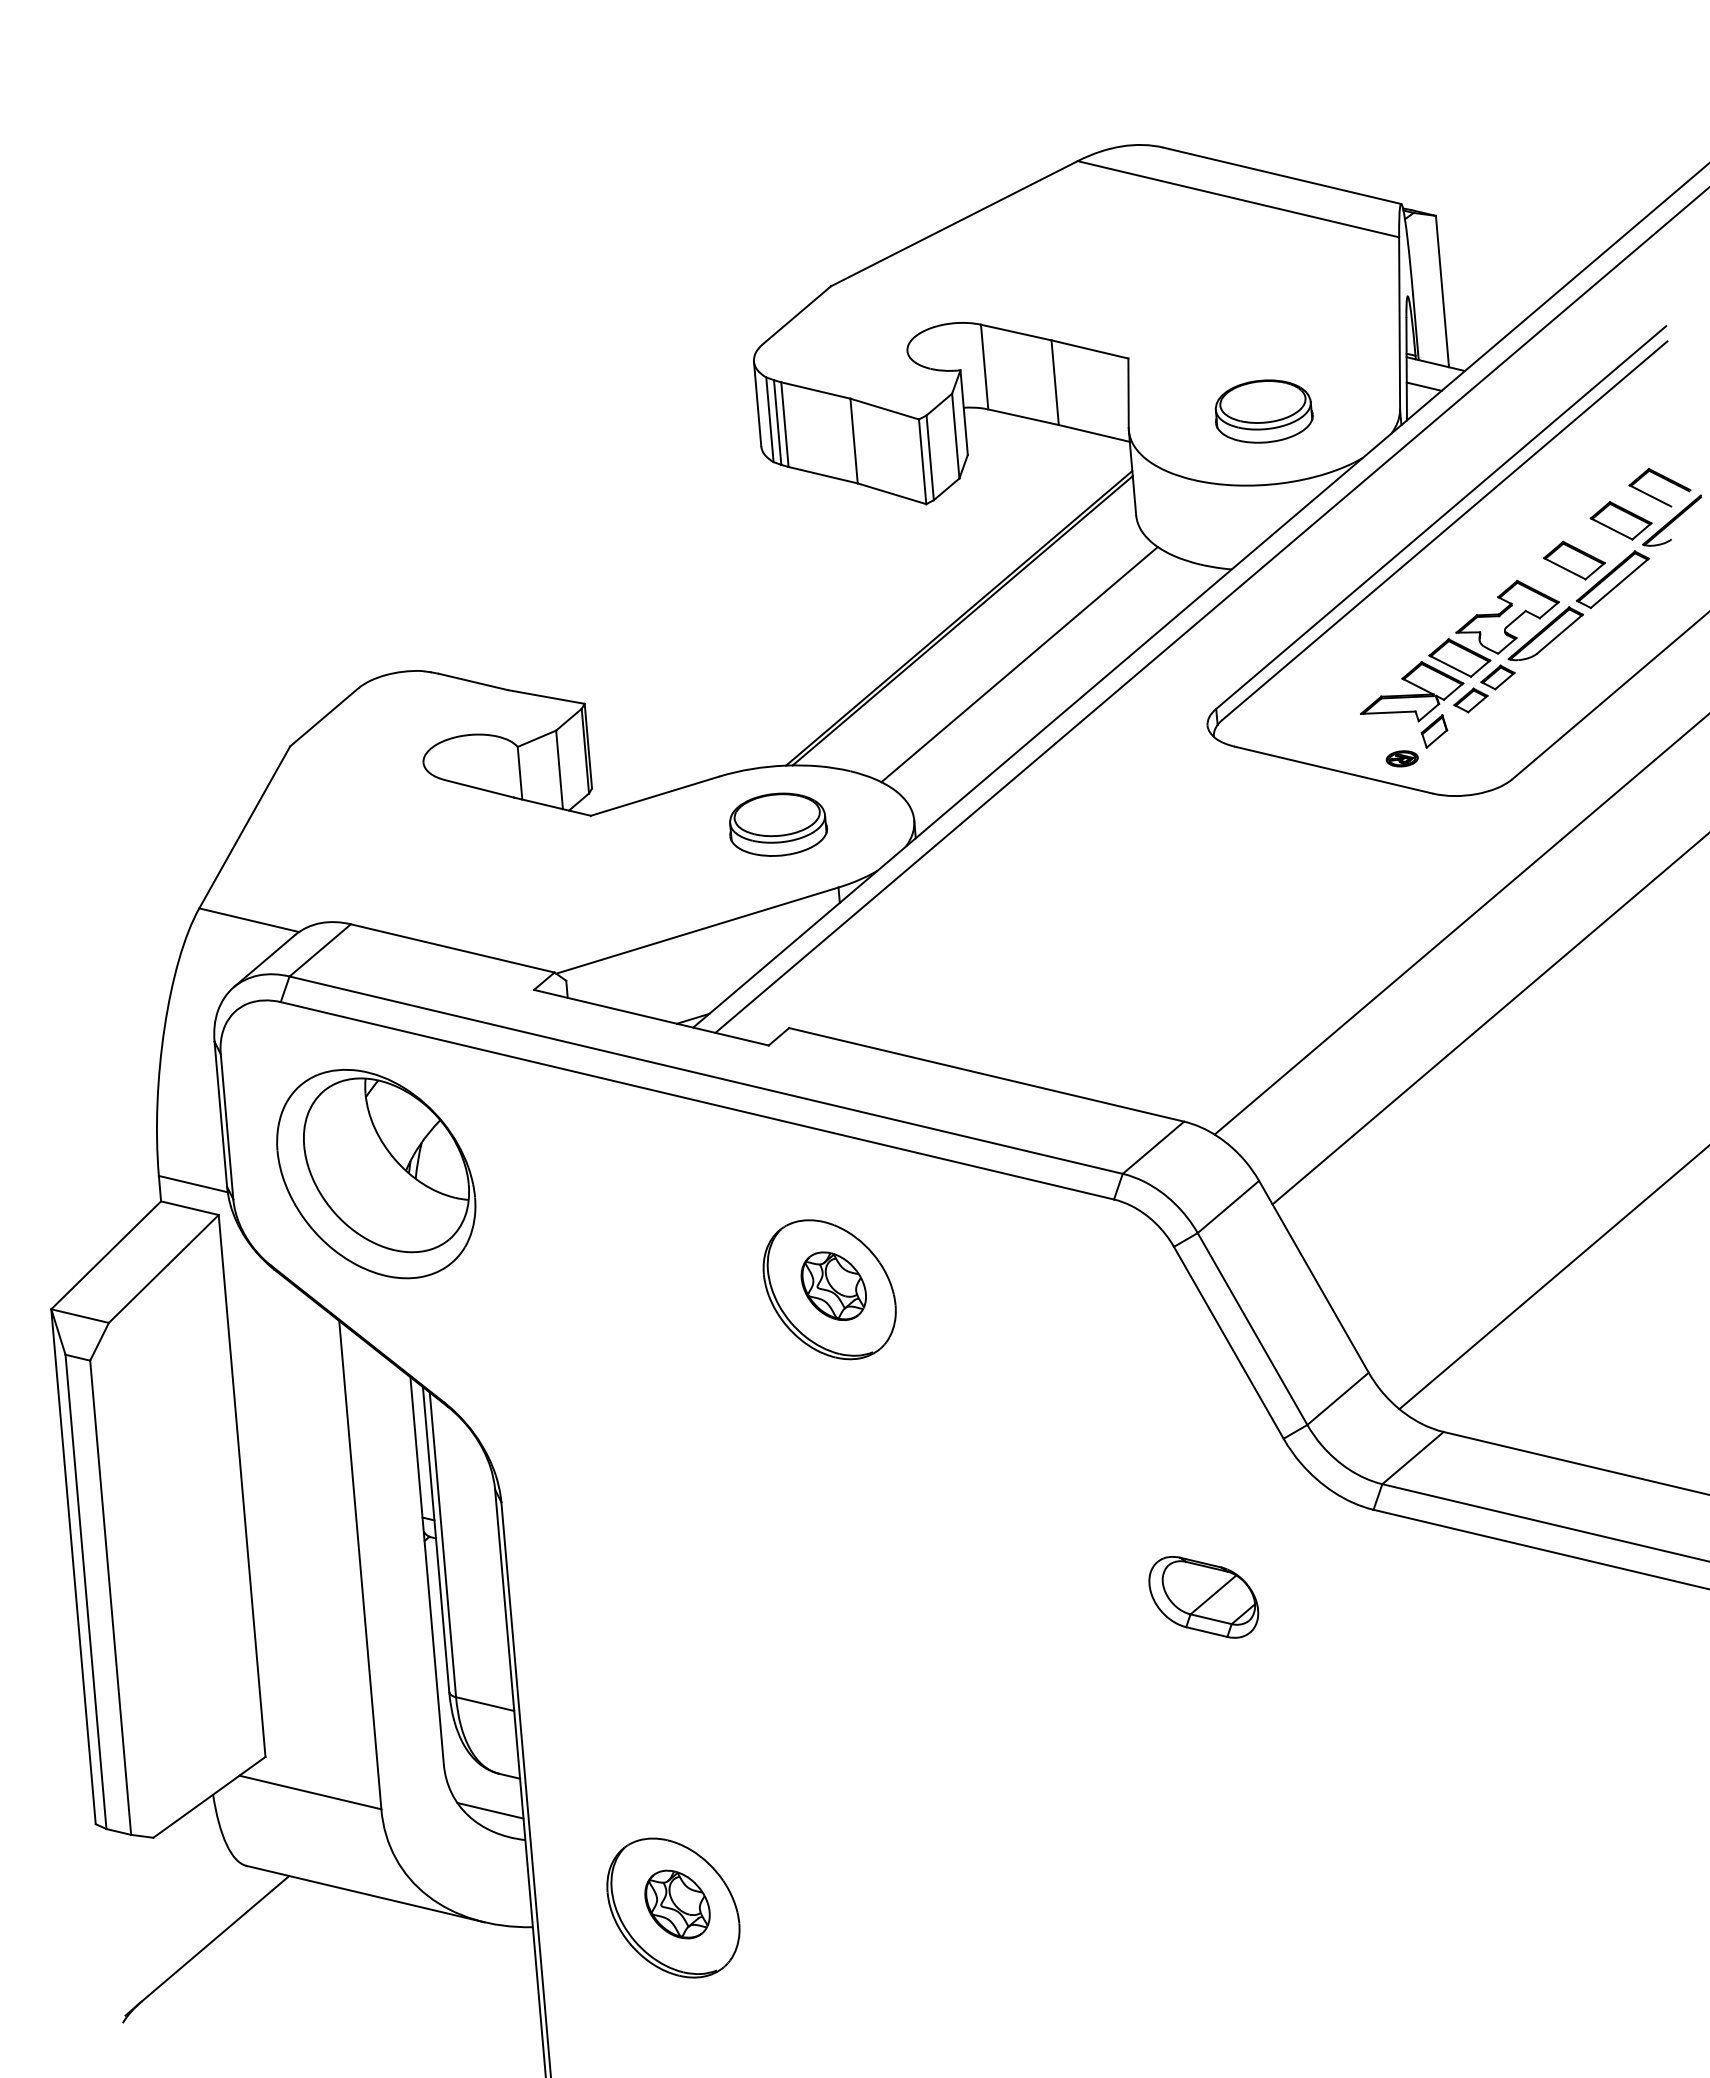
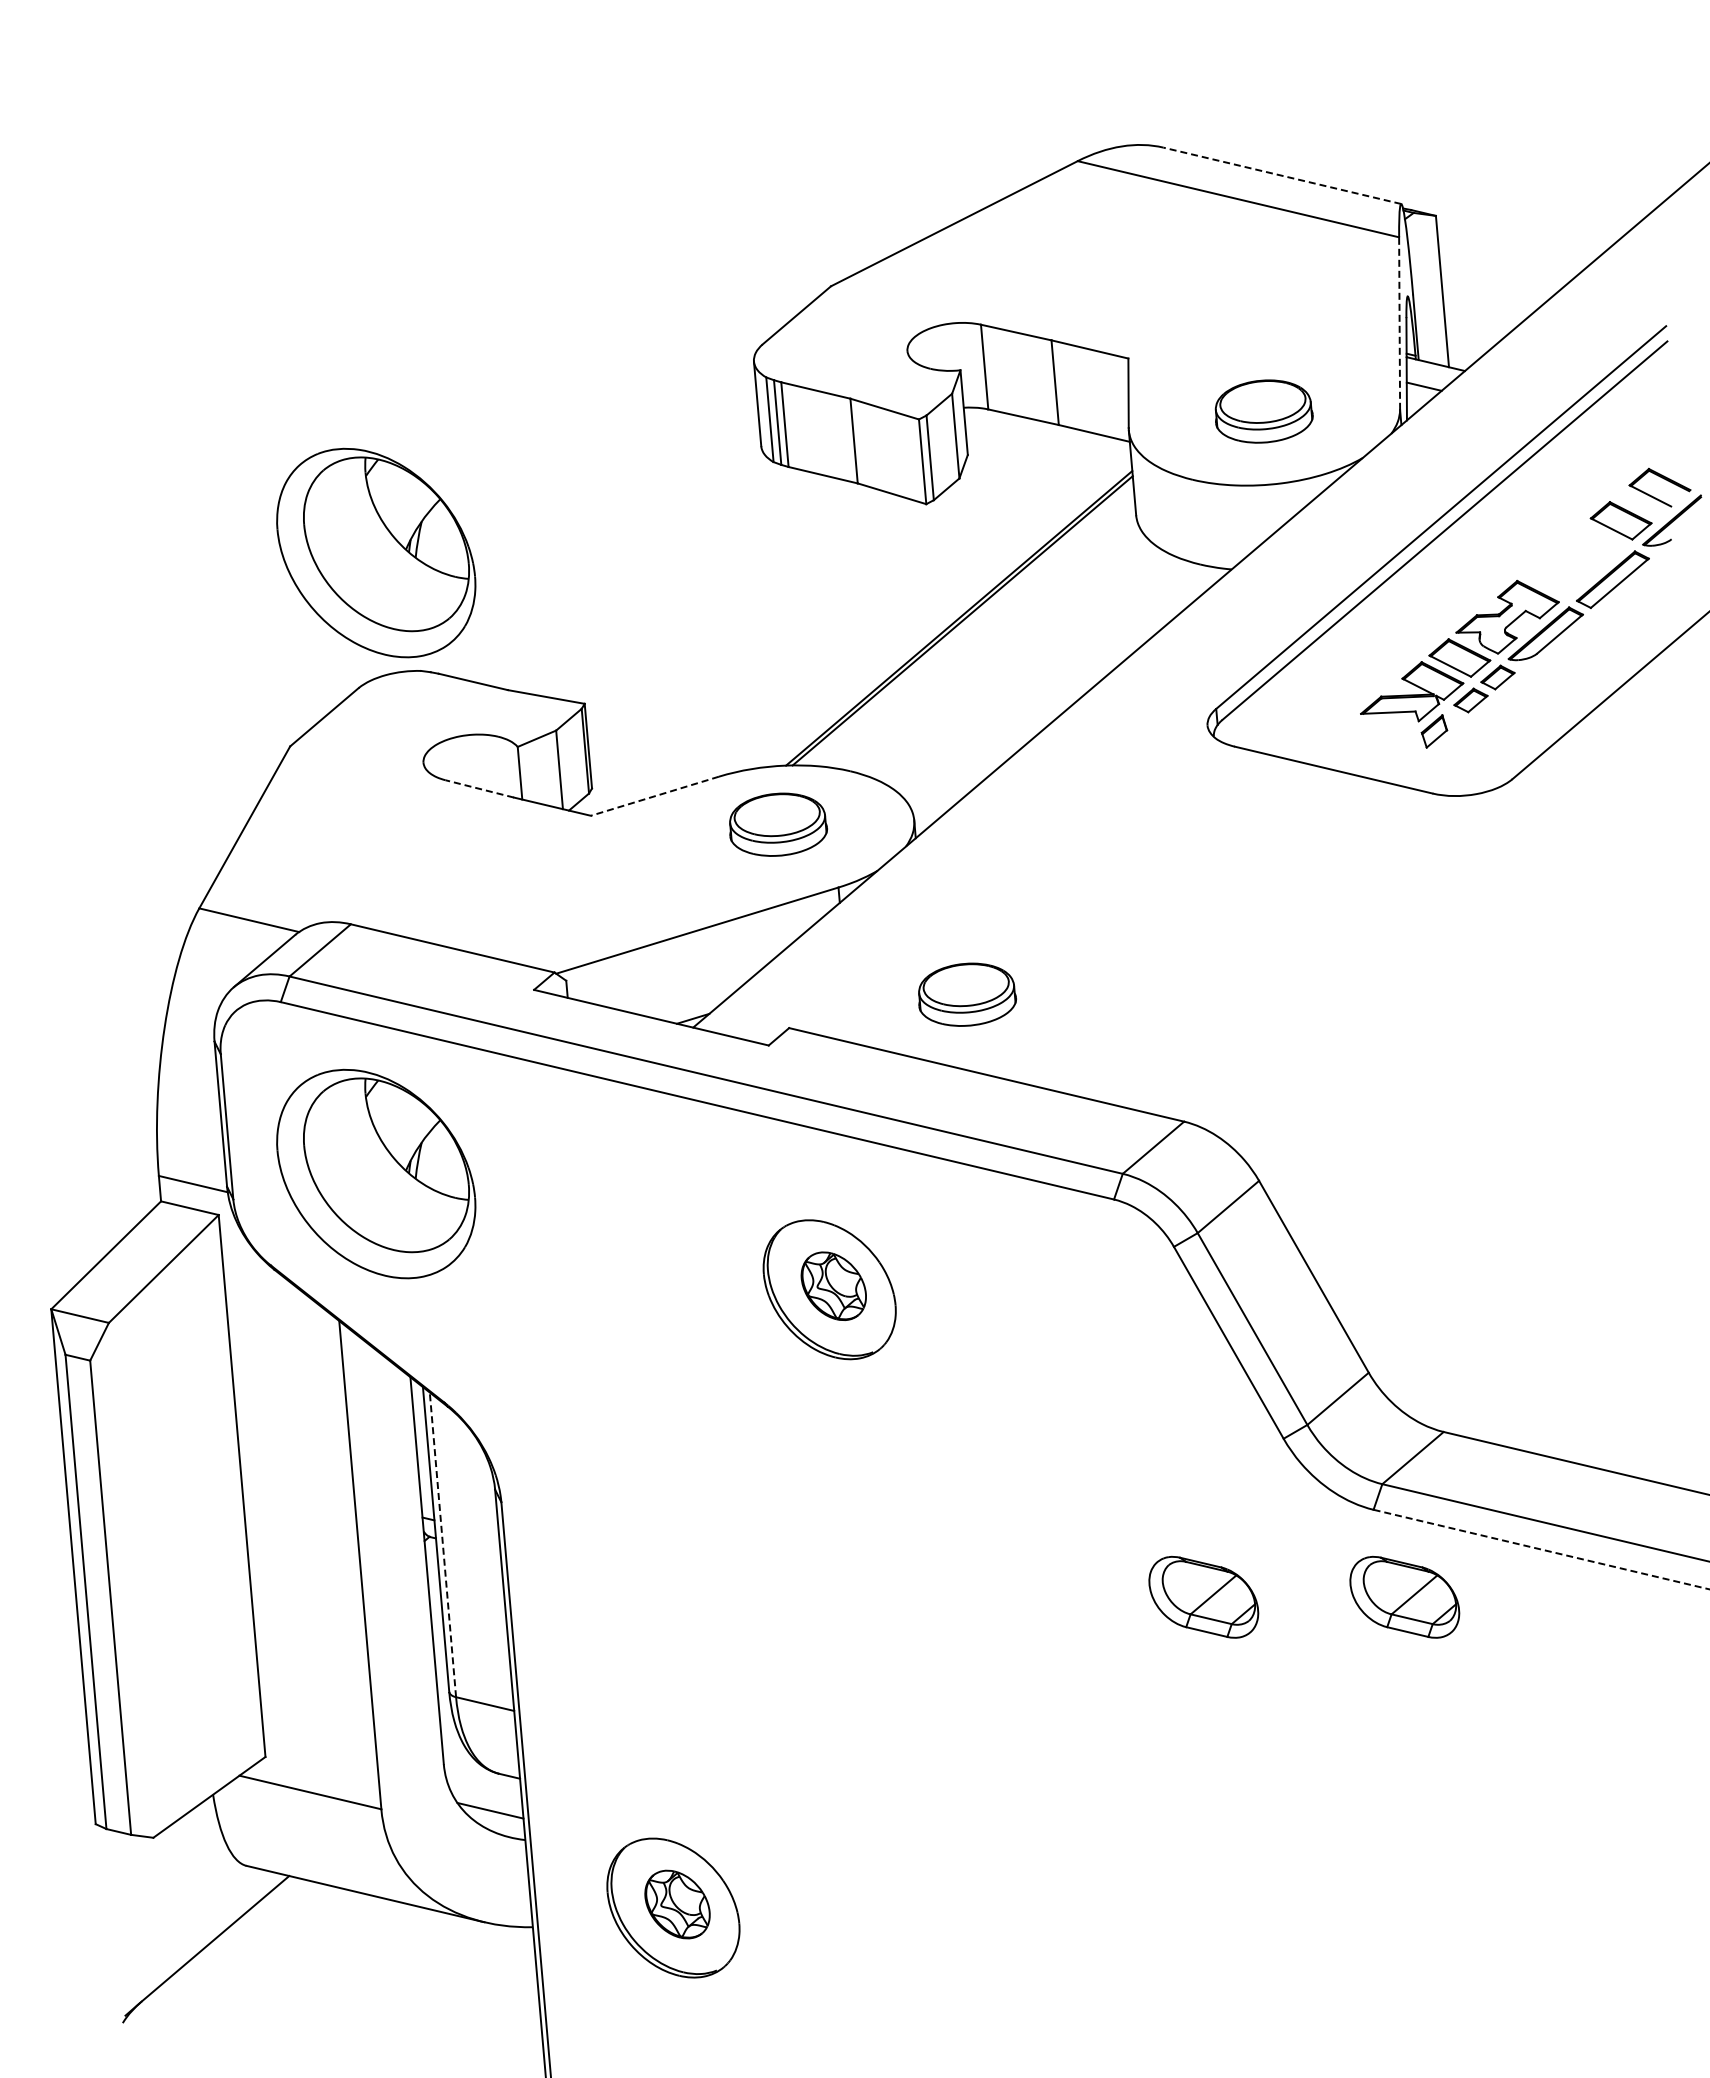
line: solid -> dashed (1281, 175)
line: solid -> dashed (1399, 323)
part: none -> present (376, 552)
part: present -> none (1574, 560)
line: present -> none (1210, 610)
line: present -> none (1019, 664)
part: present -> none (1401, 758)
line: solid -> dashed (479, 788)
line: solid -> dashed (654, 796)
line: present -> none (1460, 925)
part: none -> present (967, 994)
line: present -> none (1489, 1019)
line: present -> none (1552, 1278)
line: solid -> dashed (442, 1544)
line: solid -> dashed (1541, 1549)
part: none -> present (1404, 1596)
